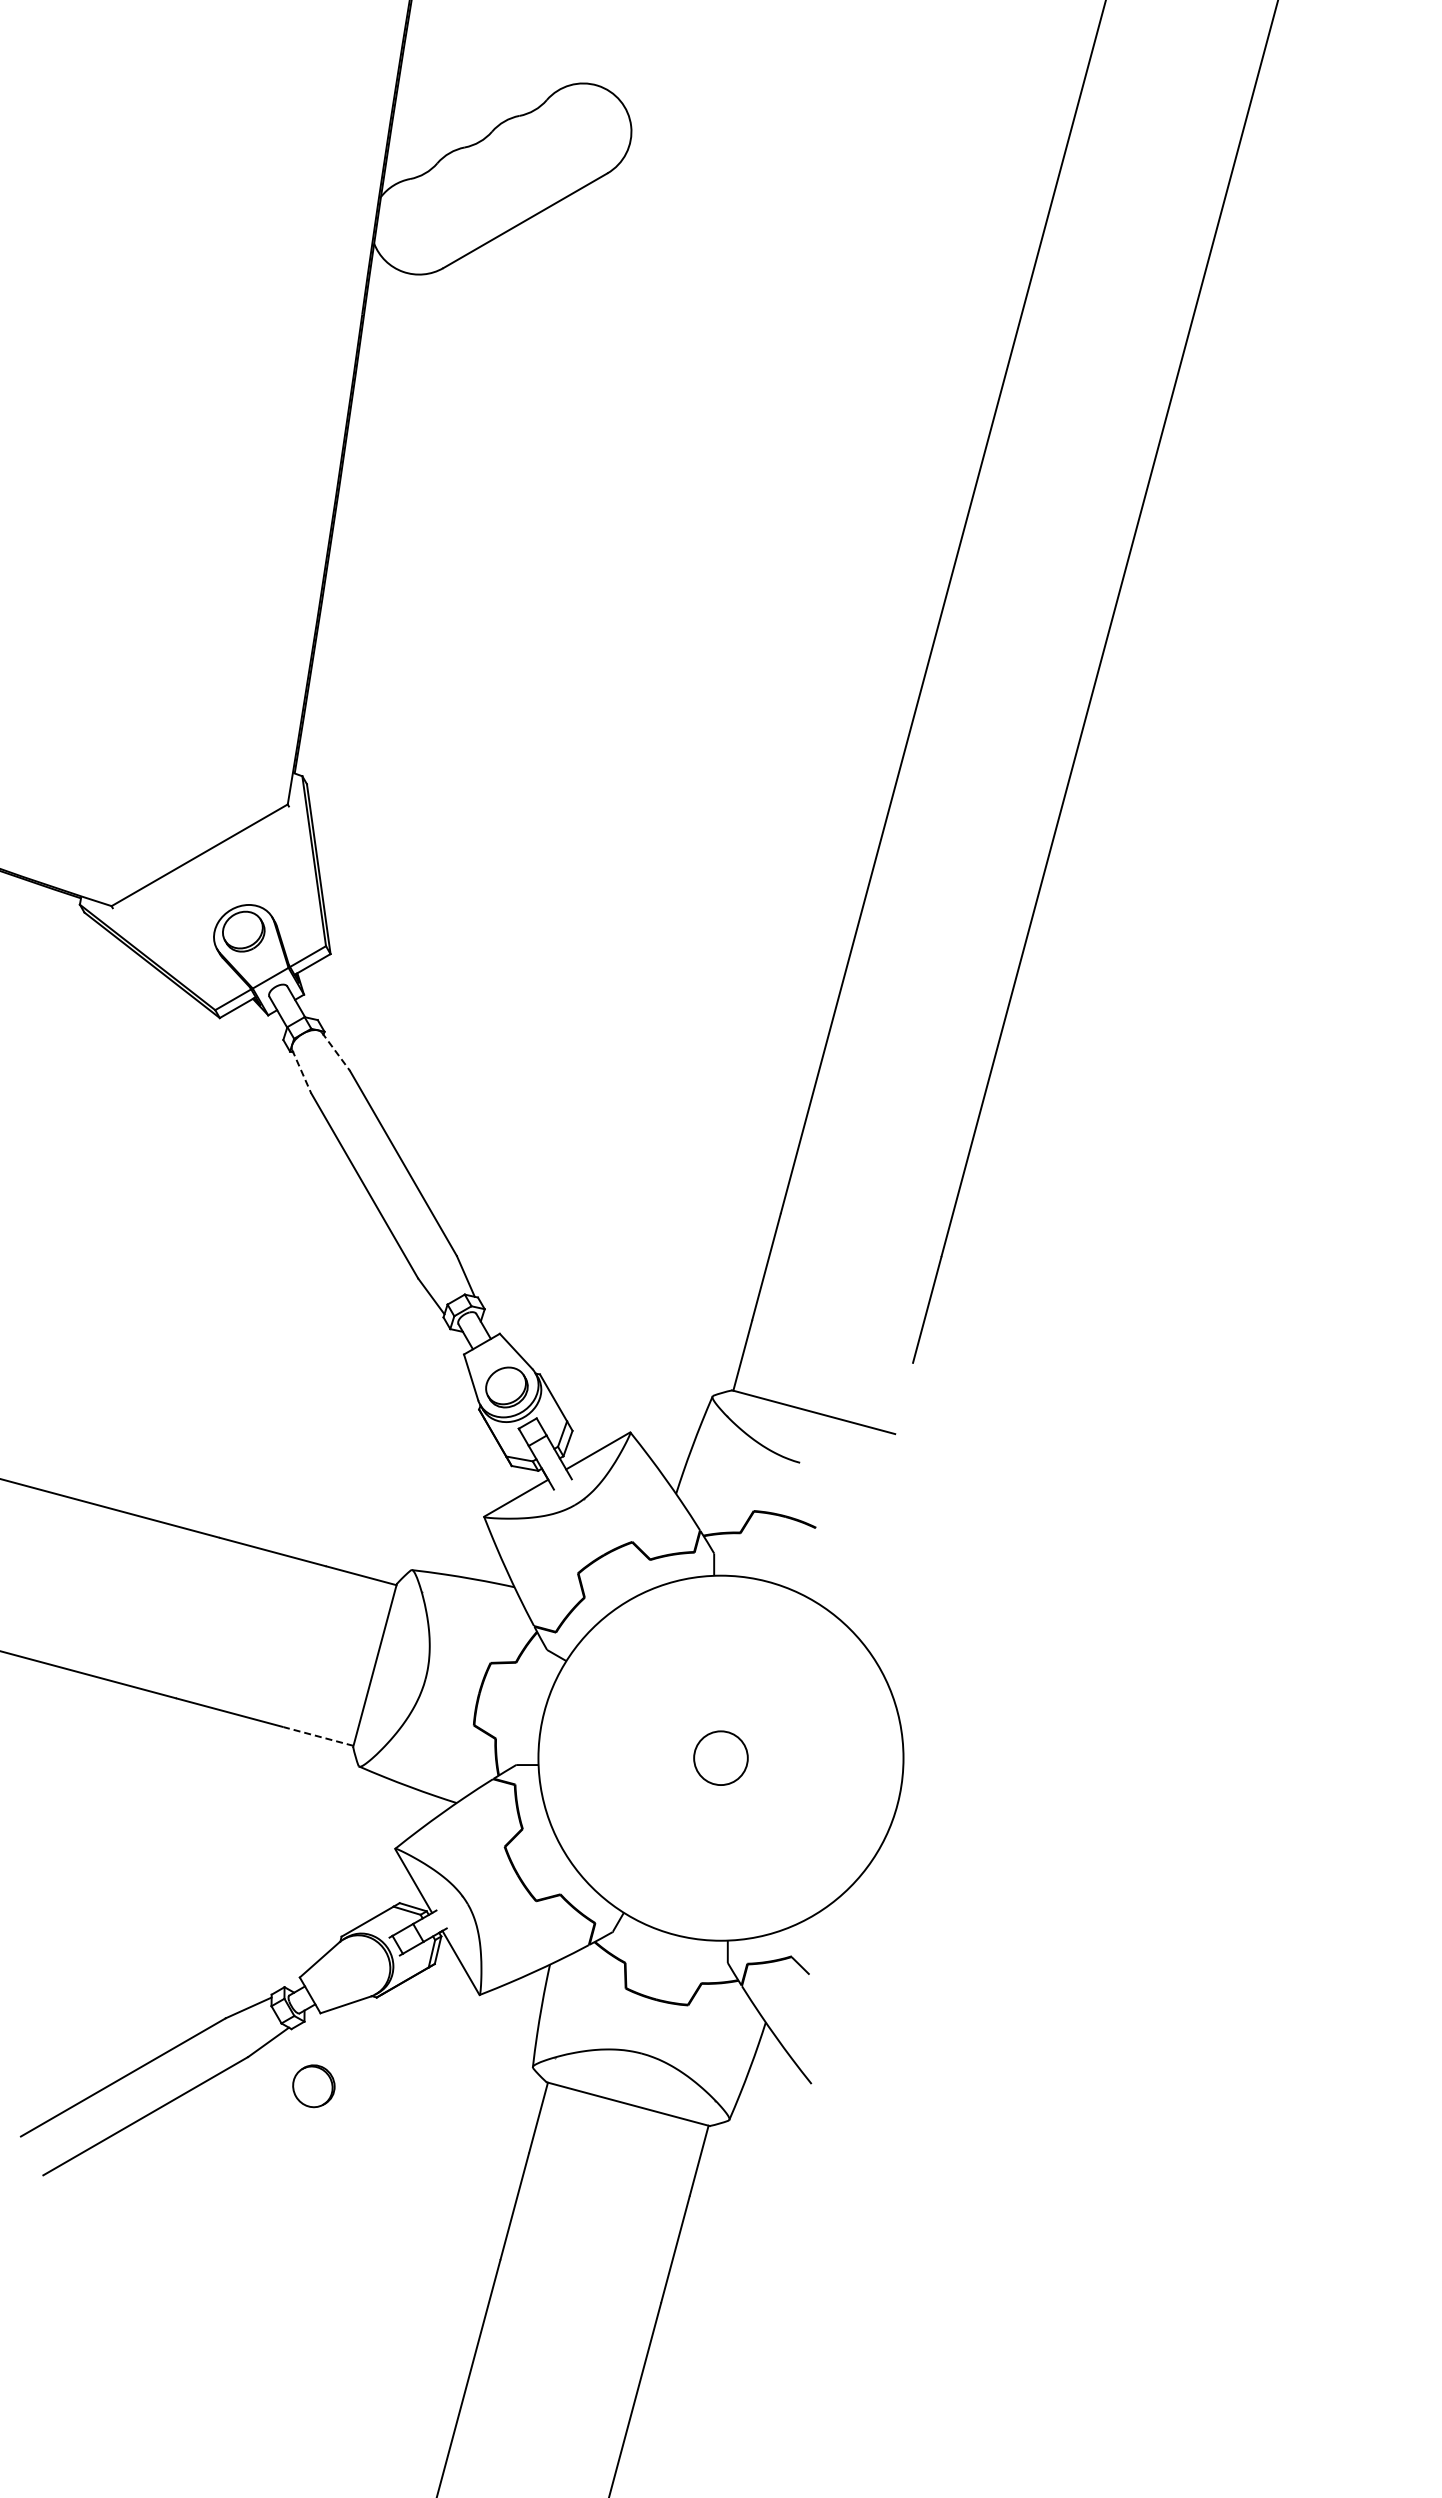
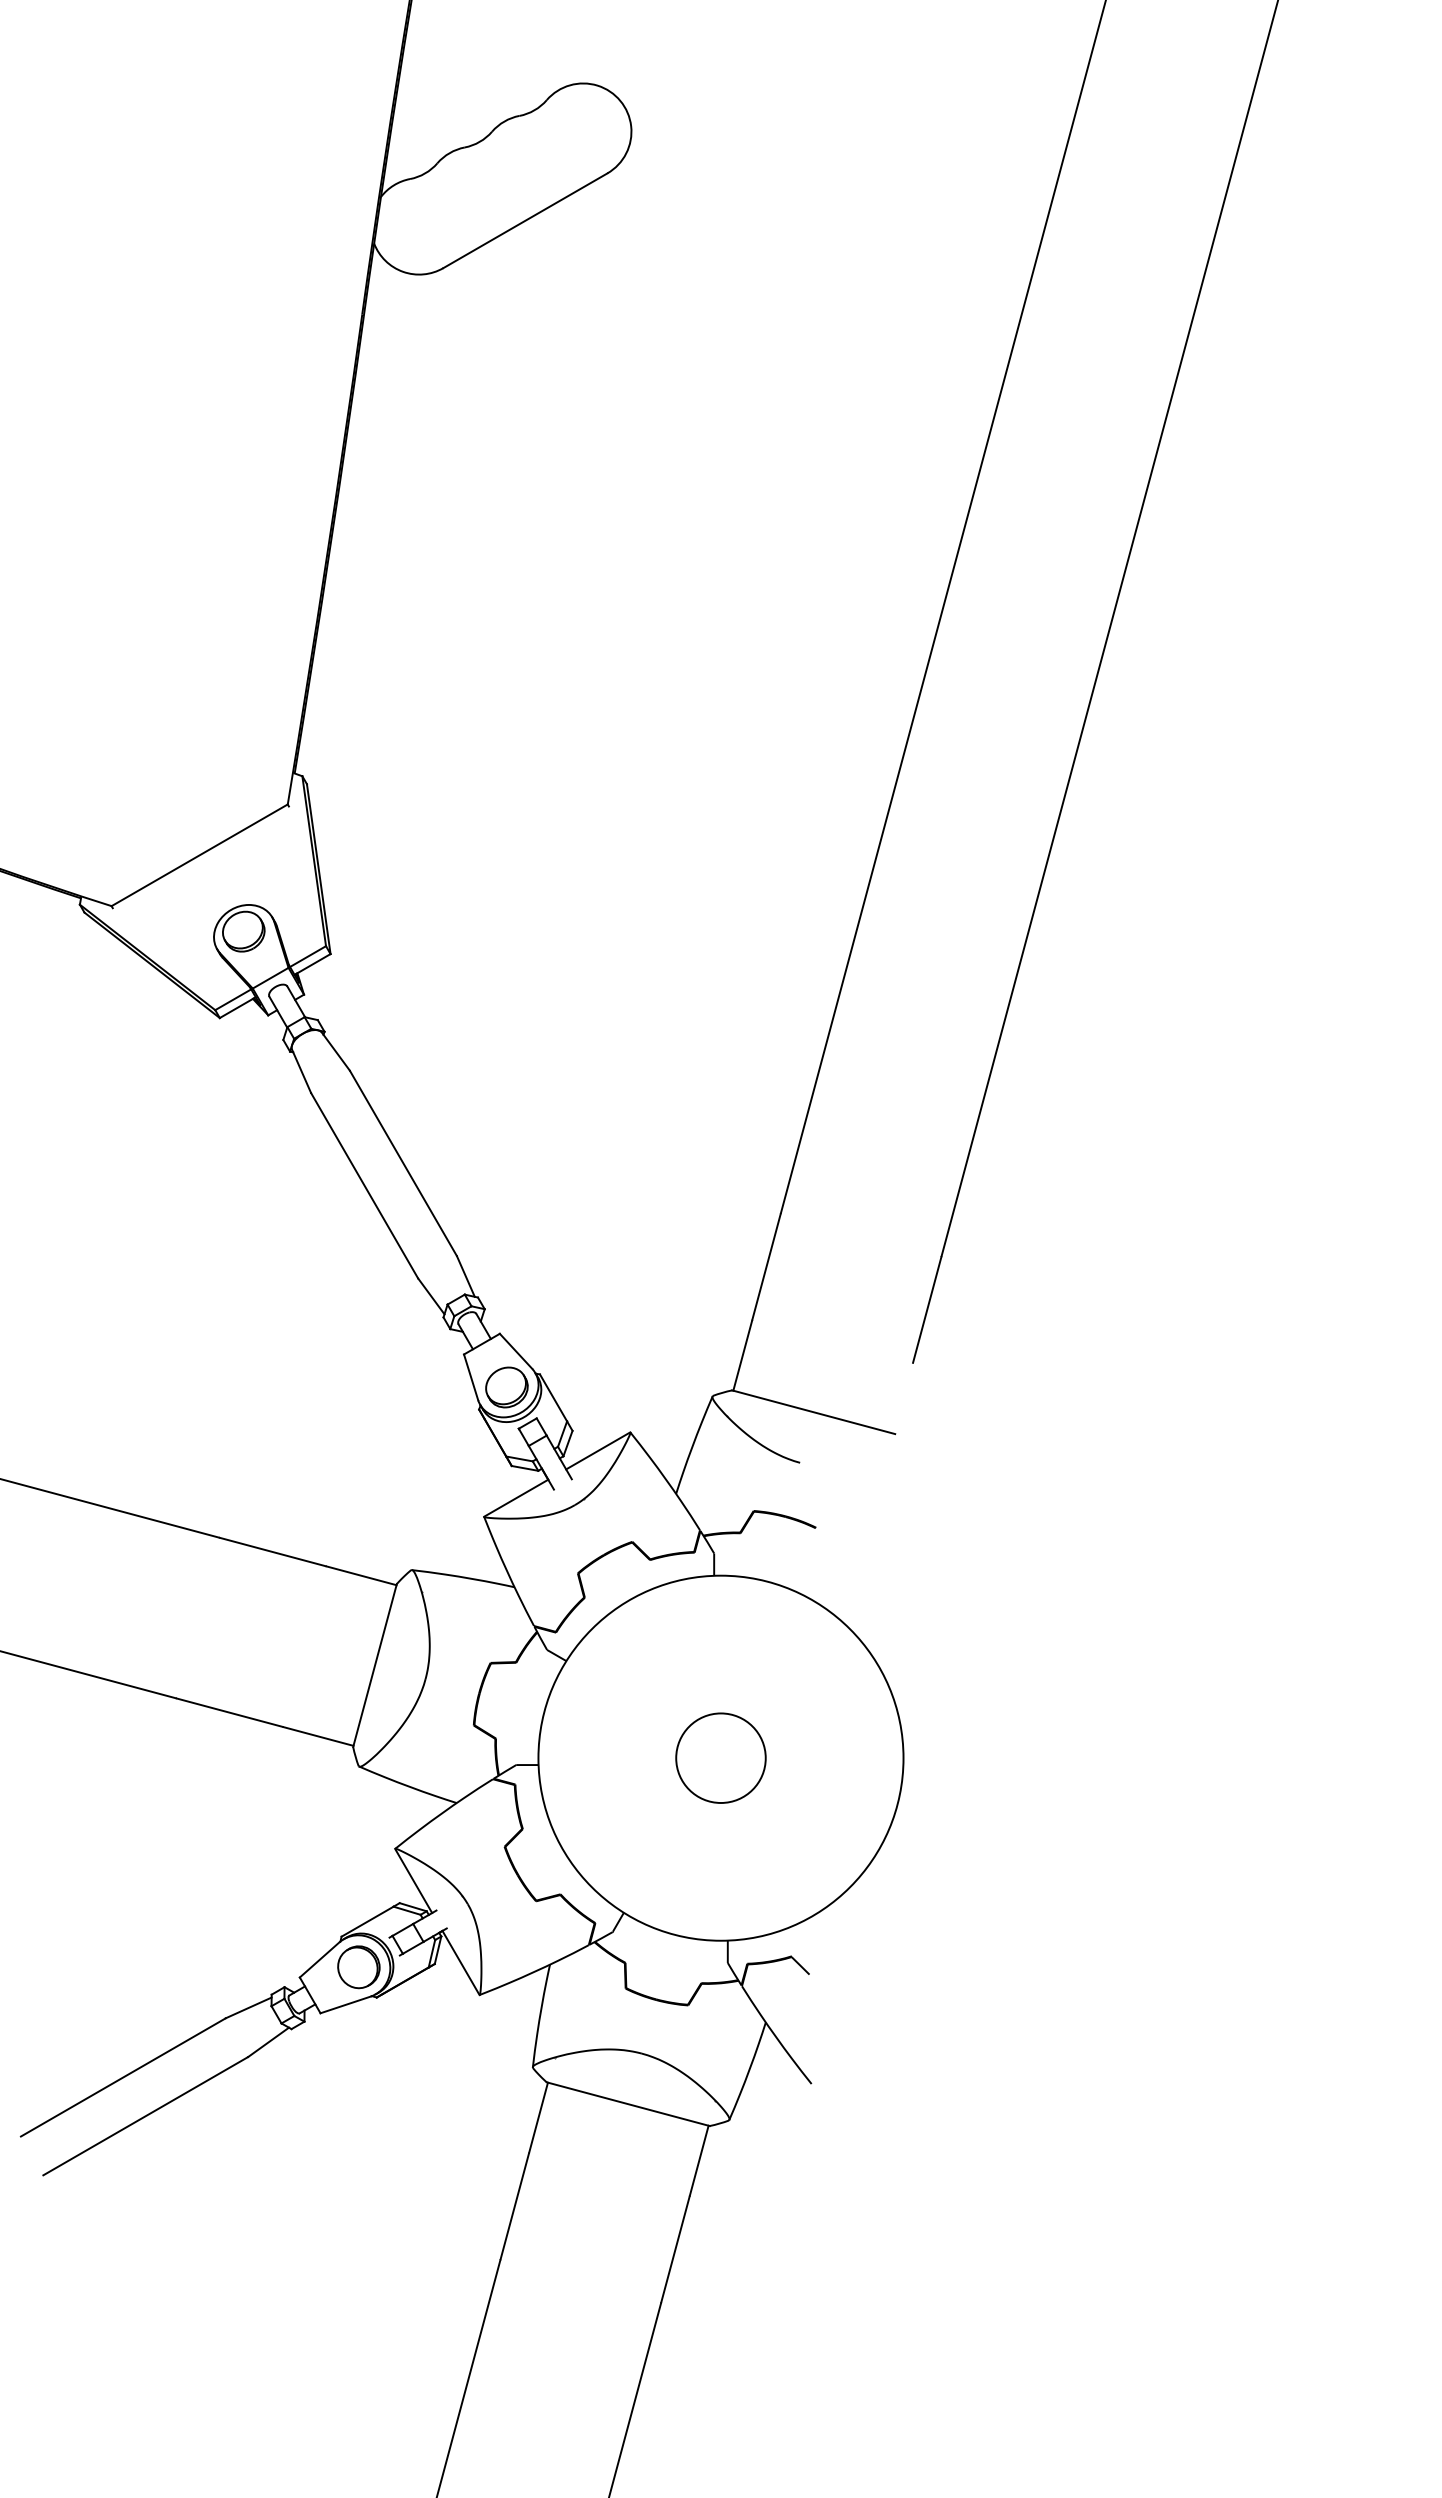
line: dashed -> solid (336, 1051)
line: dashed -> solid (301, 1071)
line: dashed -> solid (318, 1736)
circle diameter: 54 px -> 90 px (720, 1757)
part position: (313, 2086) -> (358, 1967) (358, 1967)
